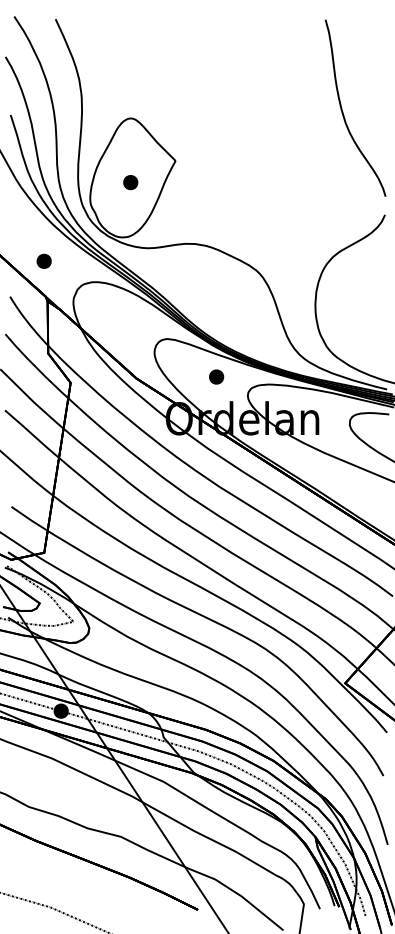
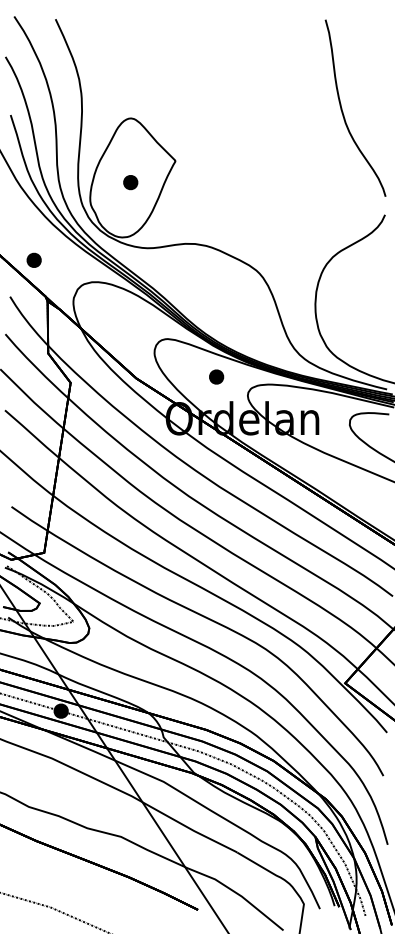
part position: (43, 260) -> (33, 259) (33, 259)
